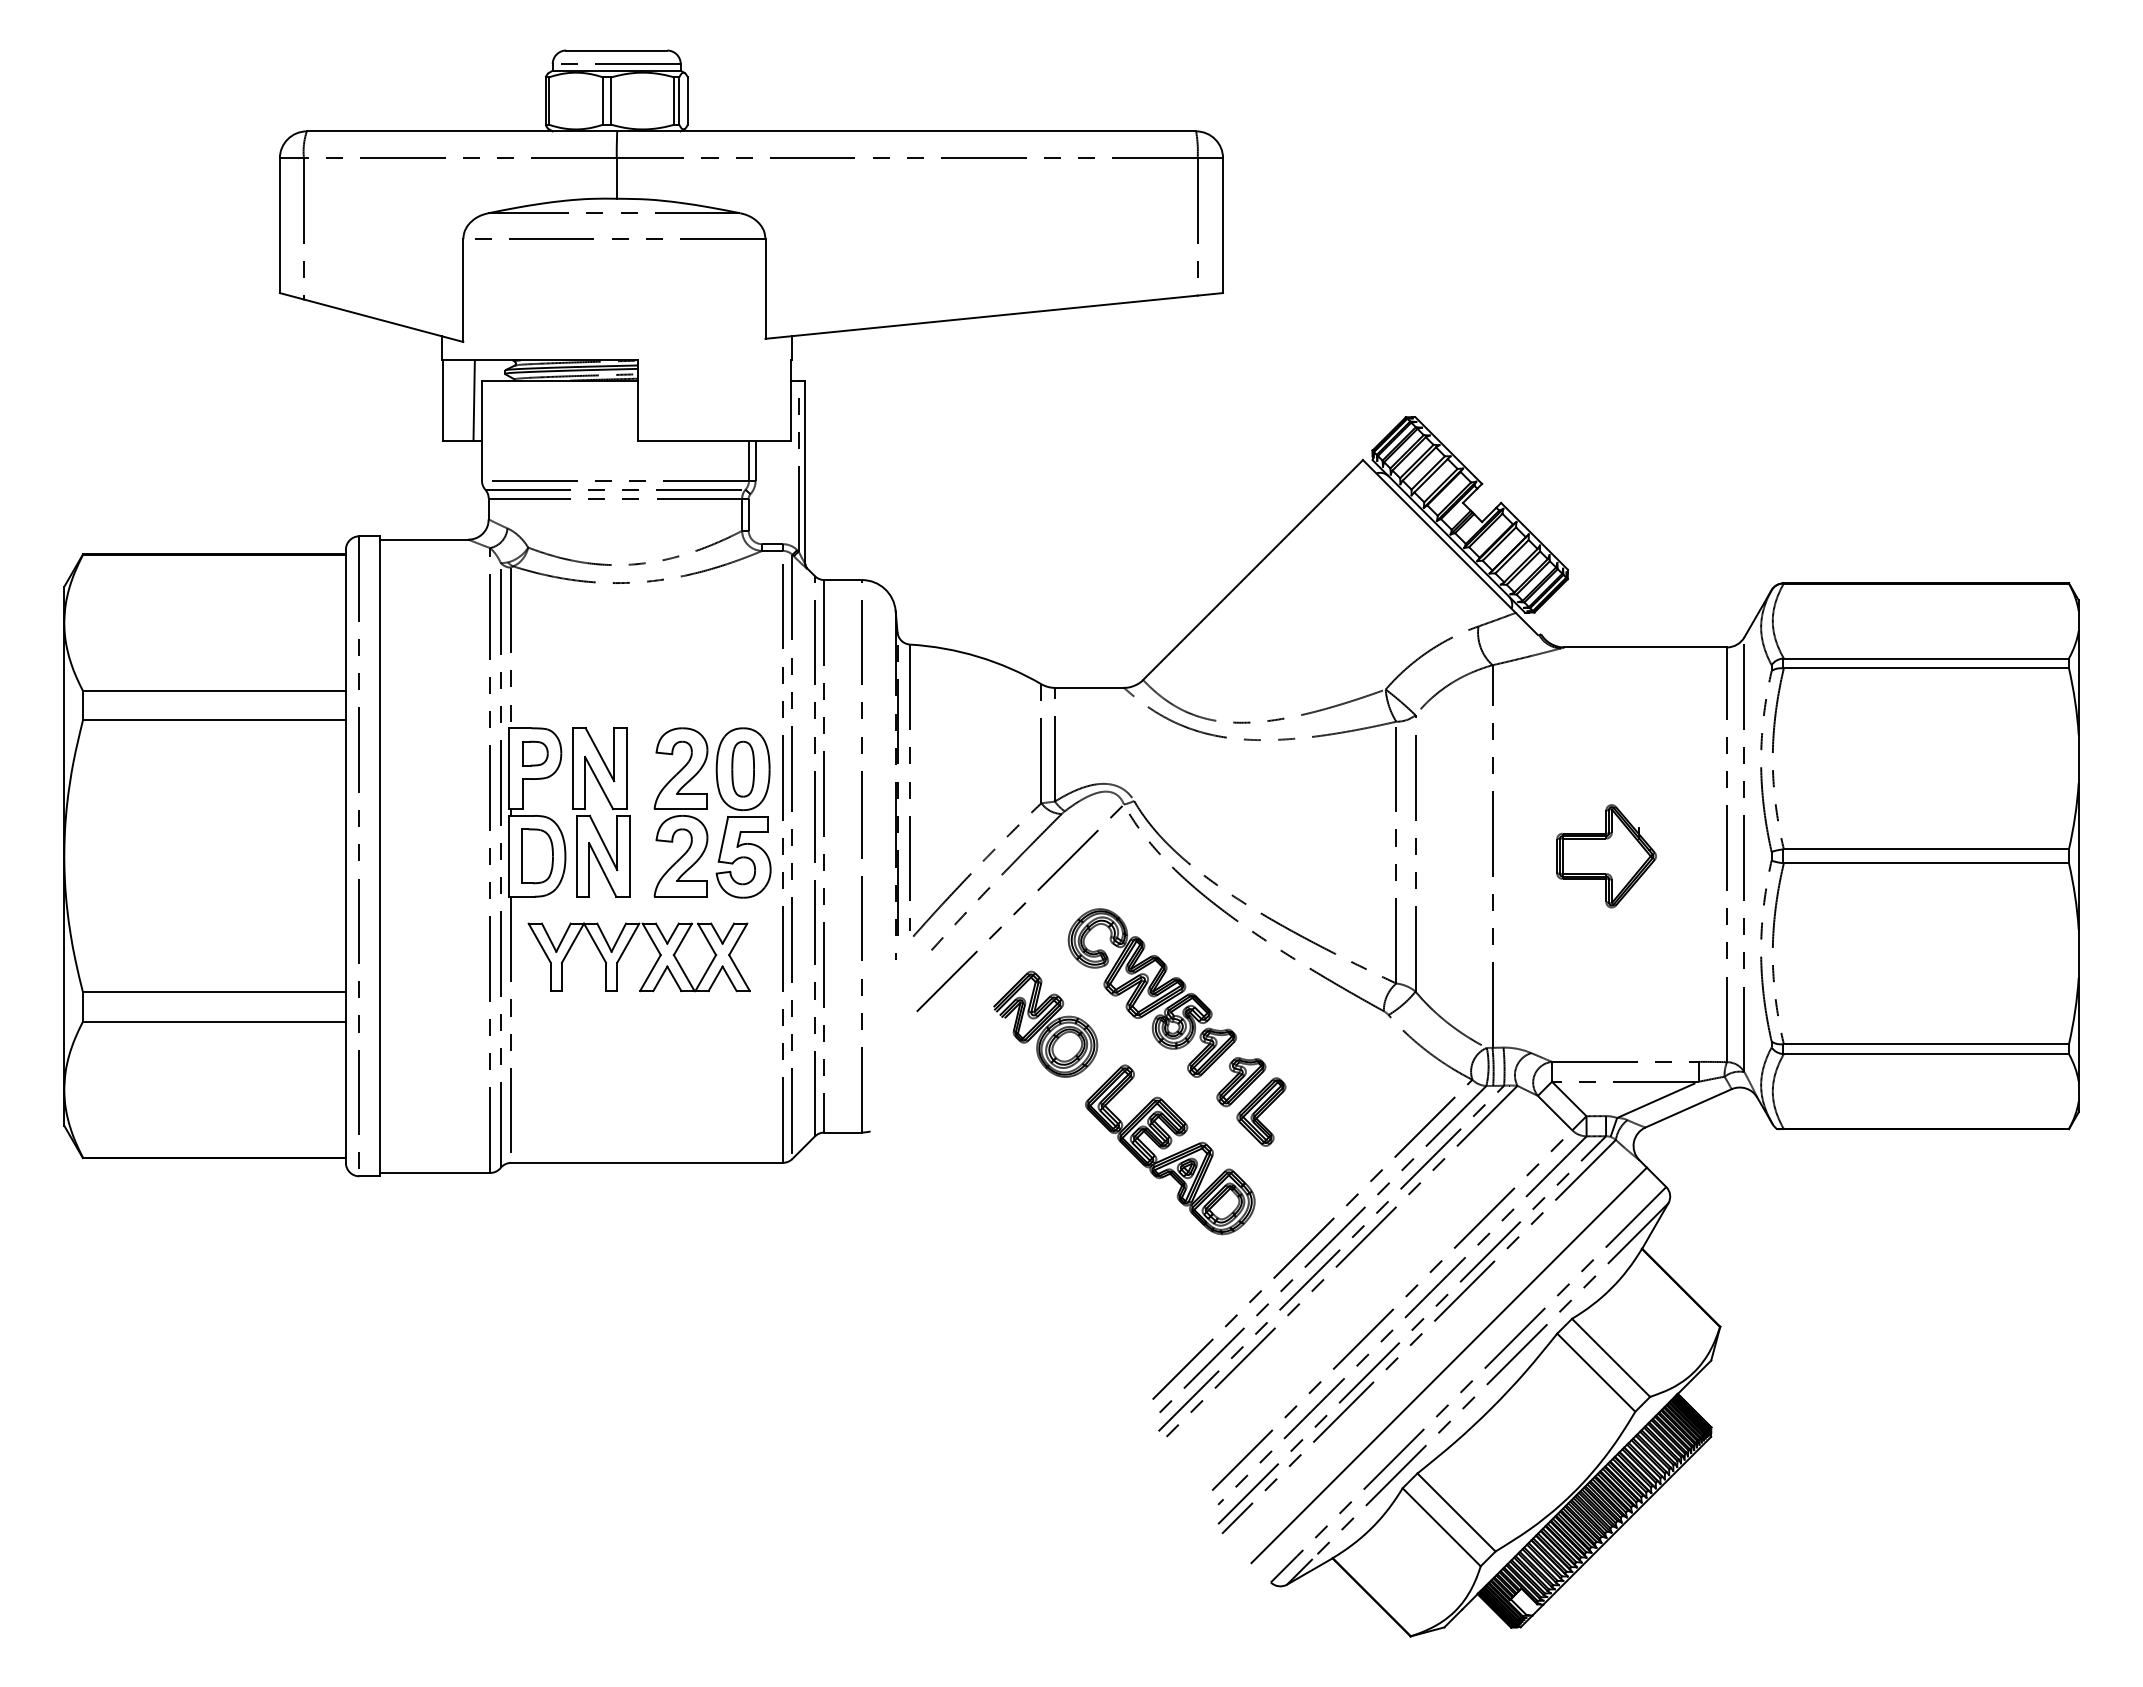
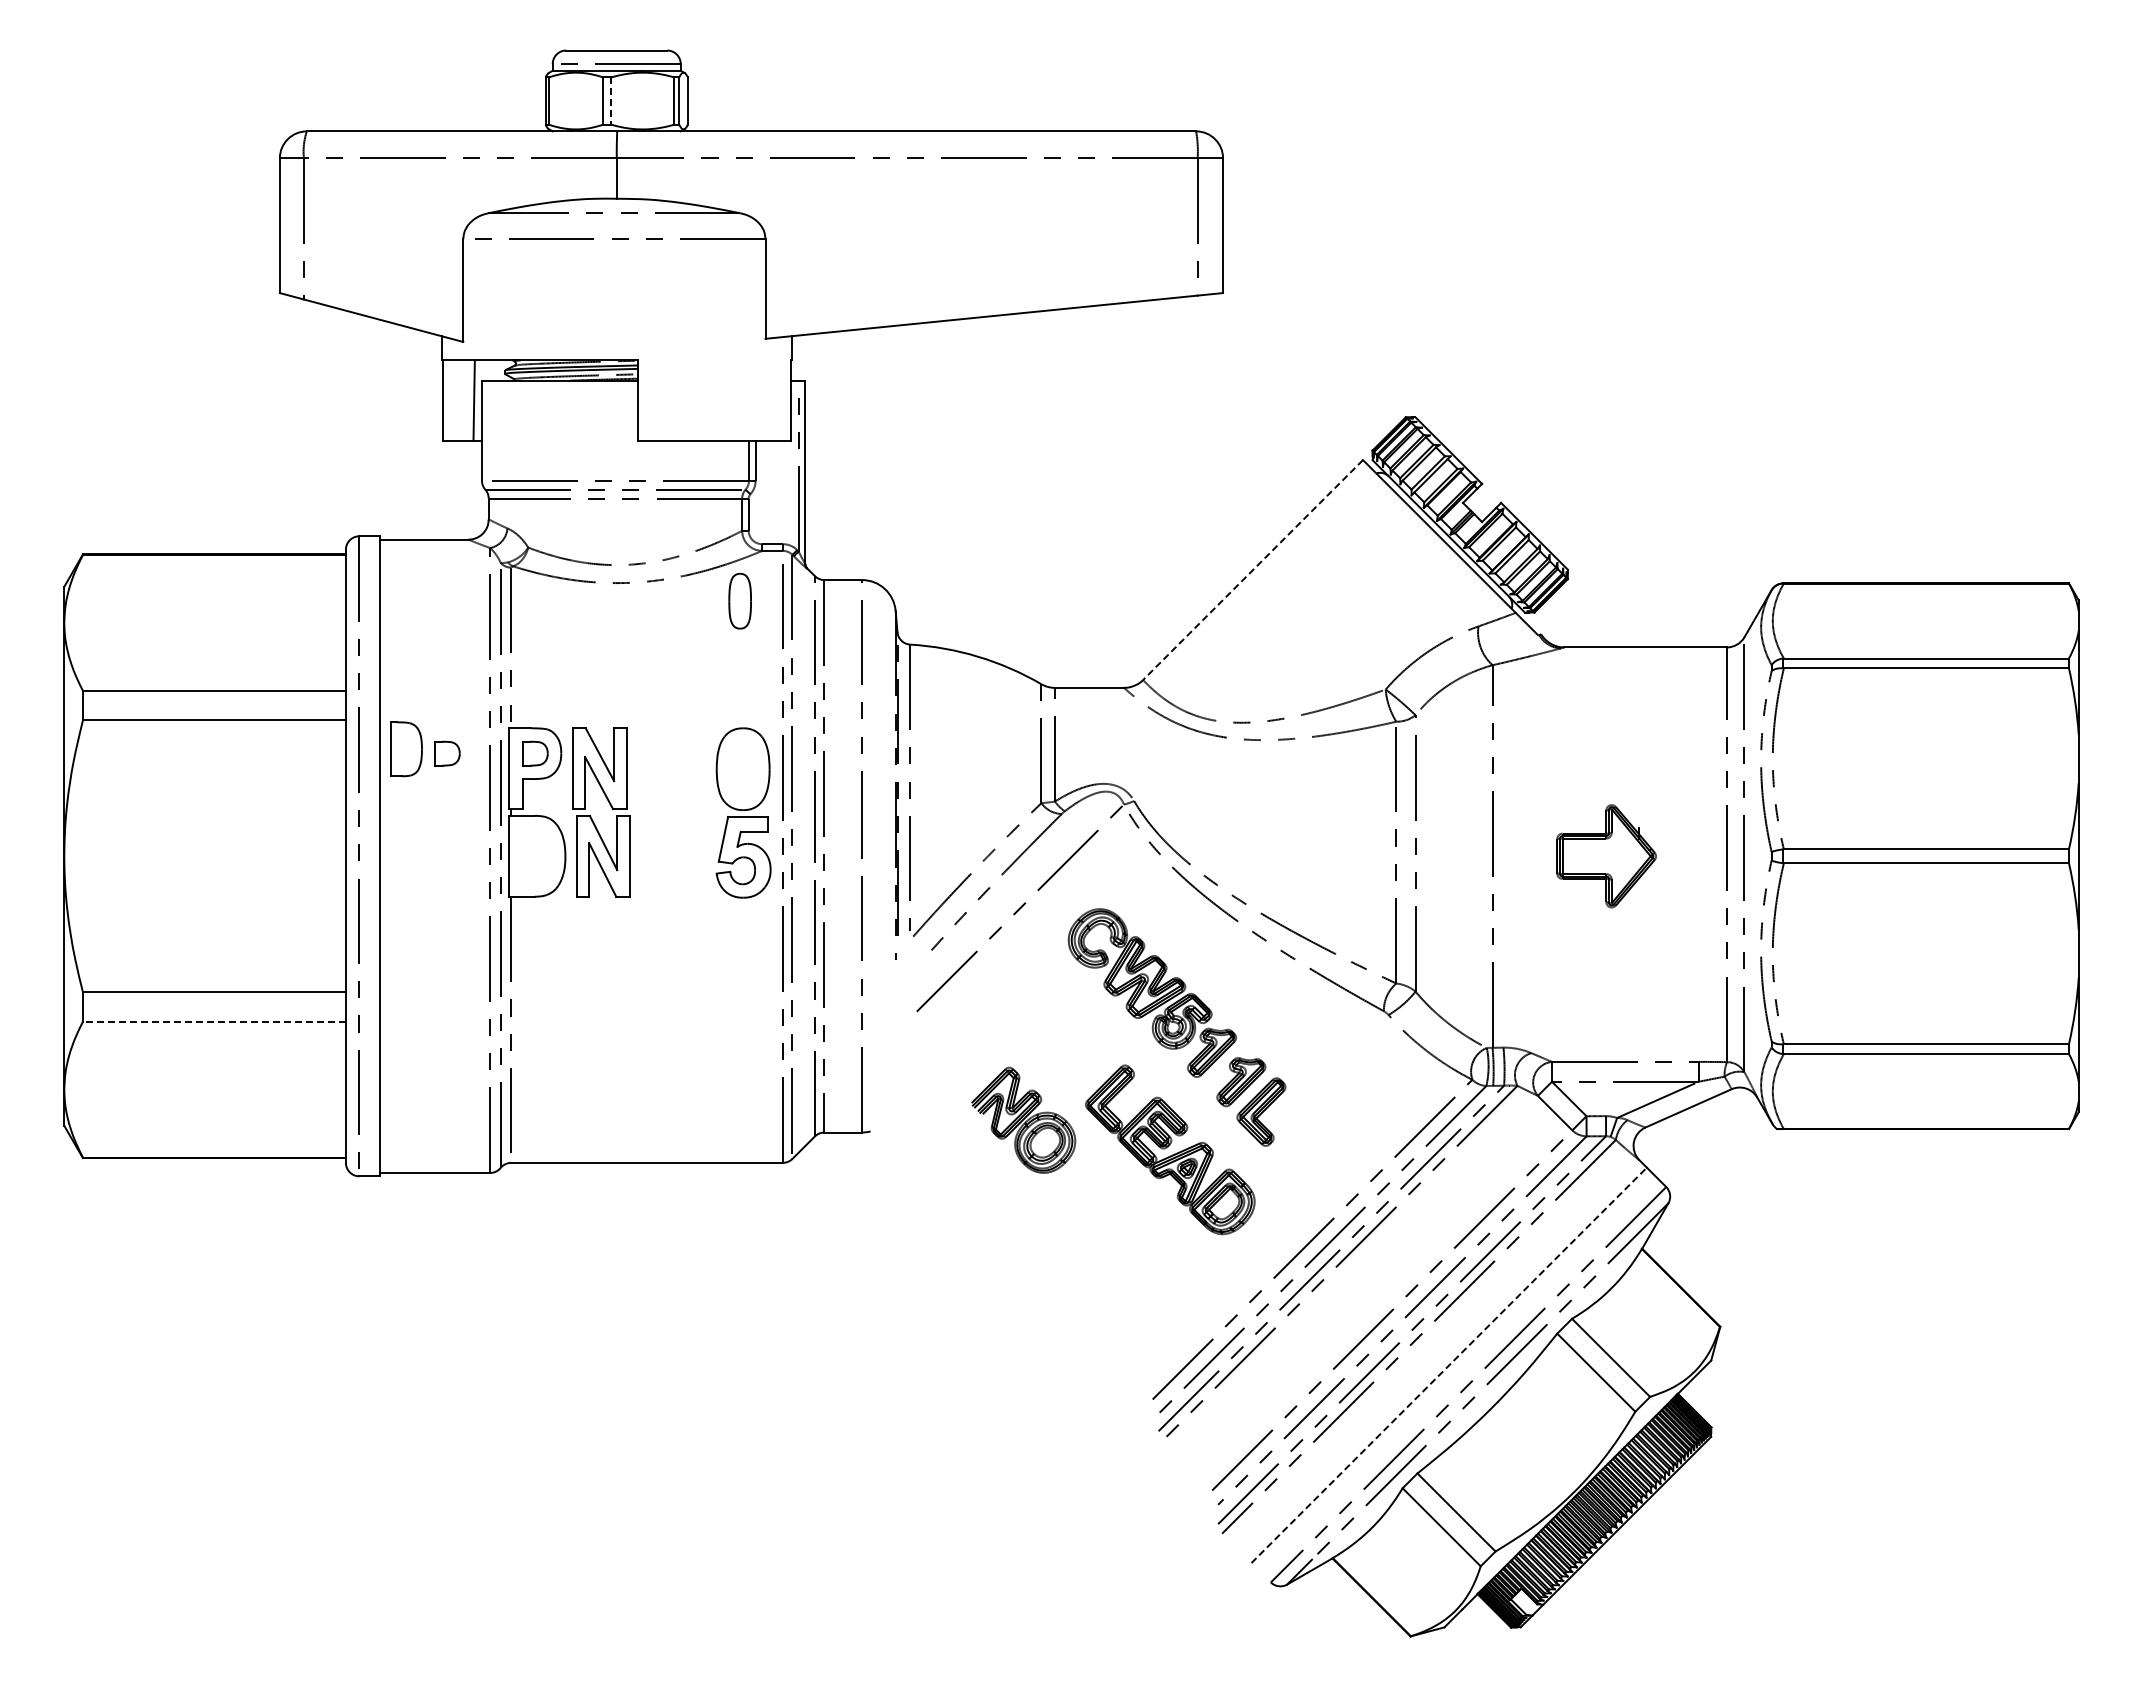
line: solid -> dashed (611, 101)
line: solid -> dashed (1252, 570)
part: none -> present (447, 753)
part position: (742, 768) -> (739, 600) (739, 600)
part: present -> none (680, 812)
part position: (537, 856) -> (406, 749) (406, 749)
part: present -> none (625, 950)
line: solid -> dashed (213, 1021)
part position: (1045, 1023) -> (1023, 1119) (1023, 1119)
line: solid -> dashed (1449, 1365)
